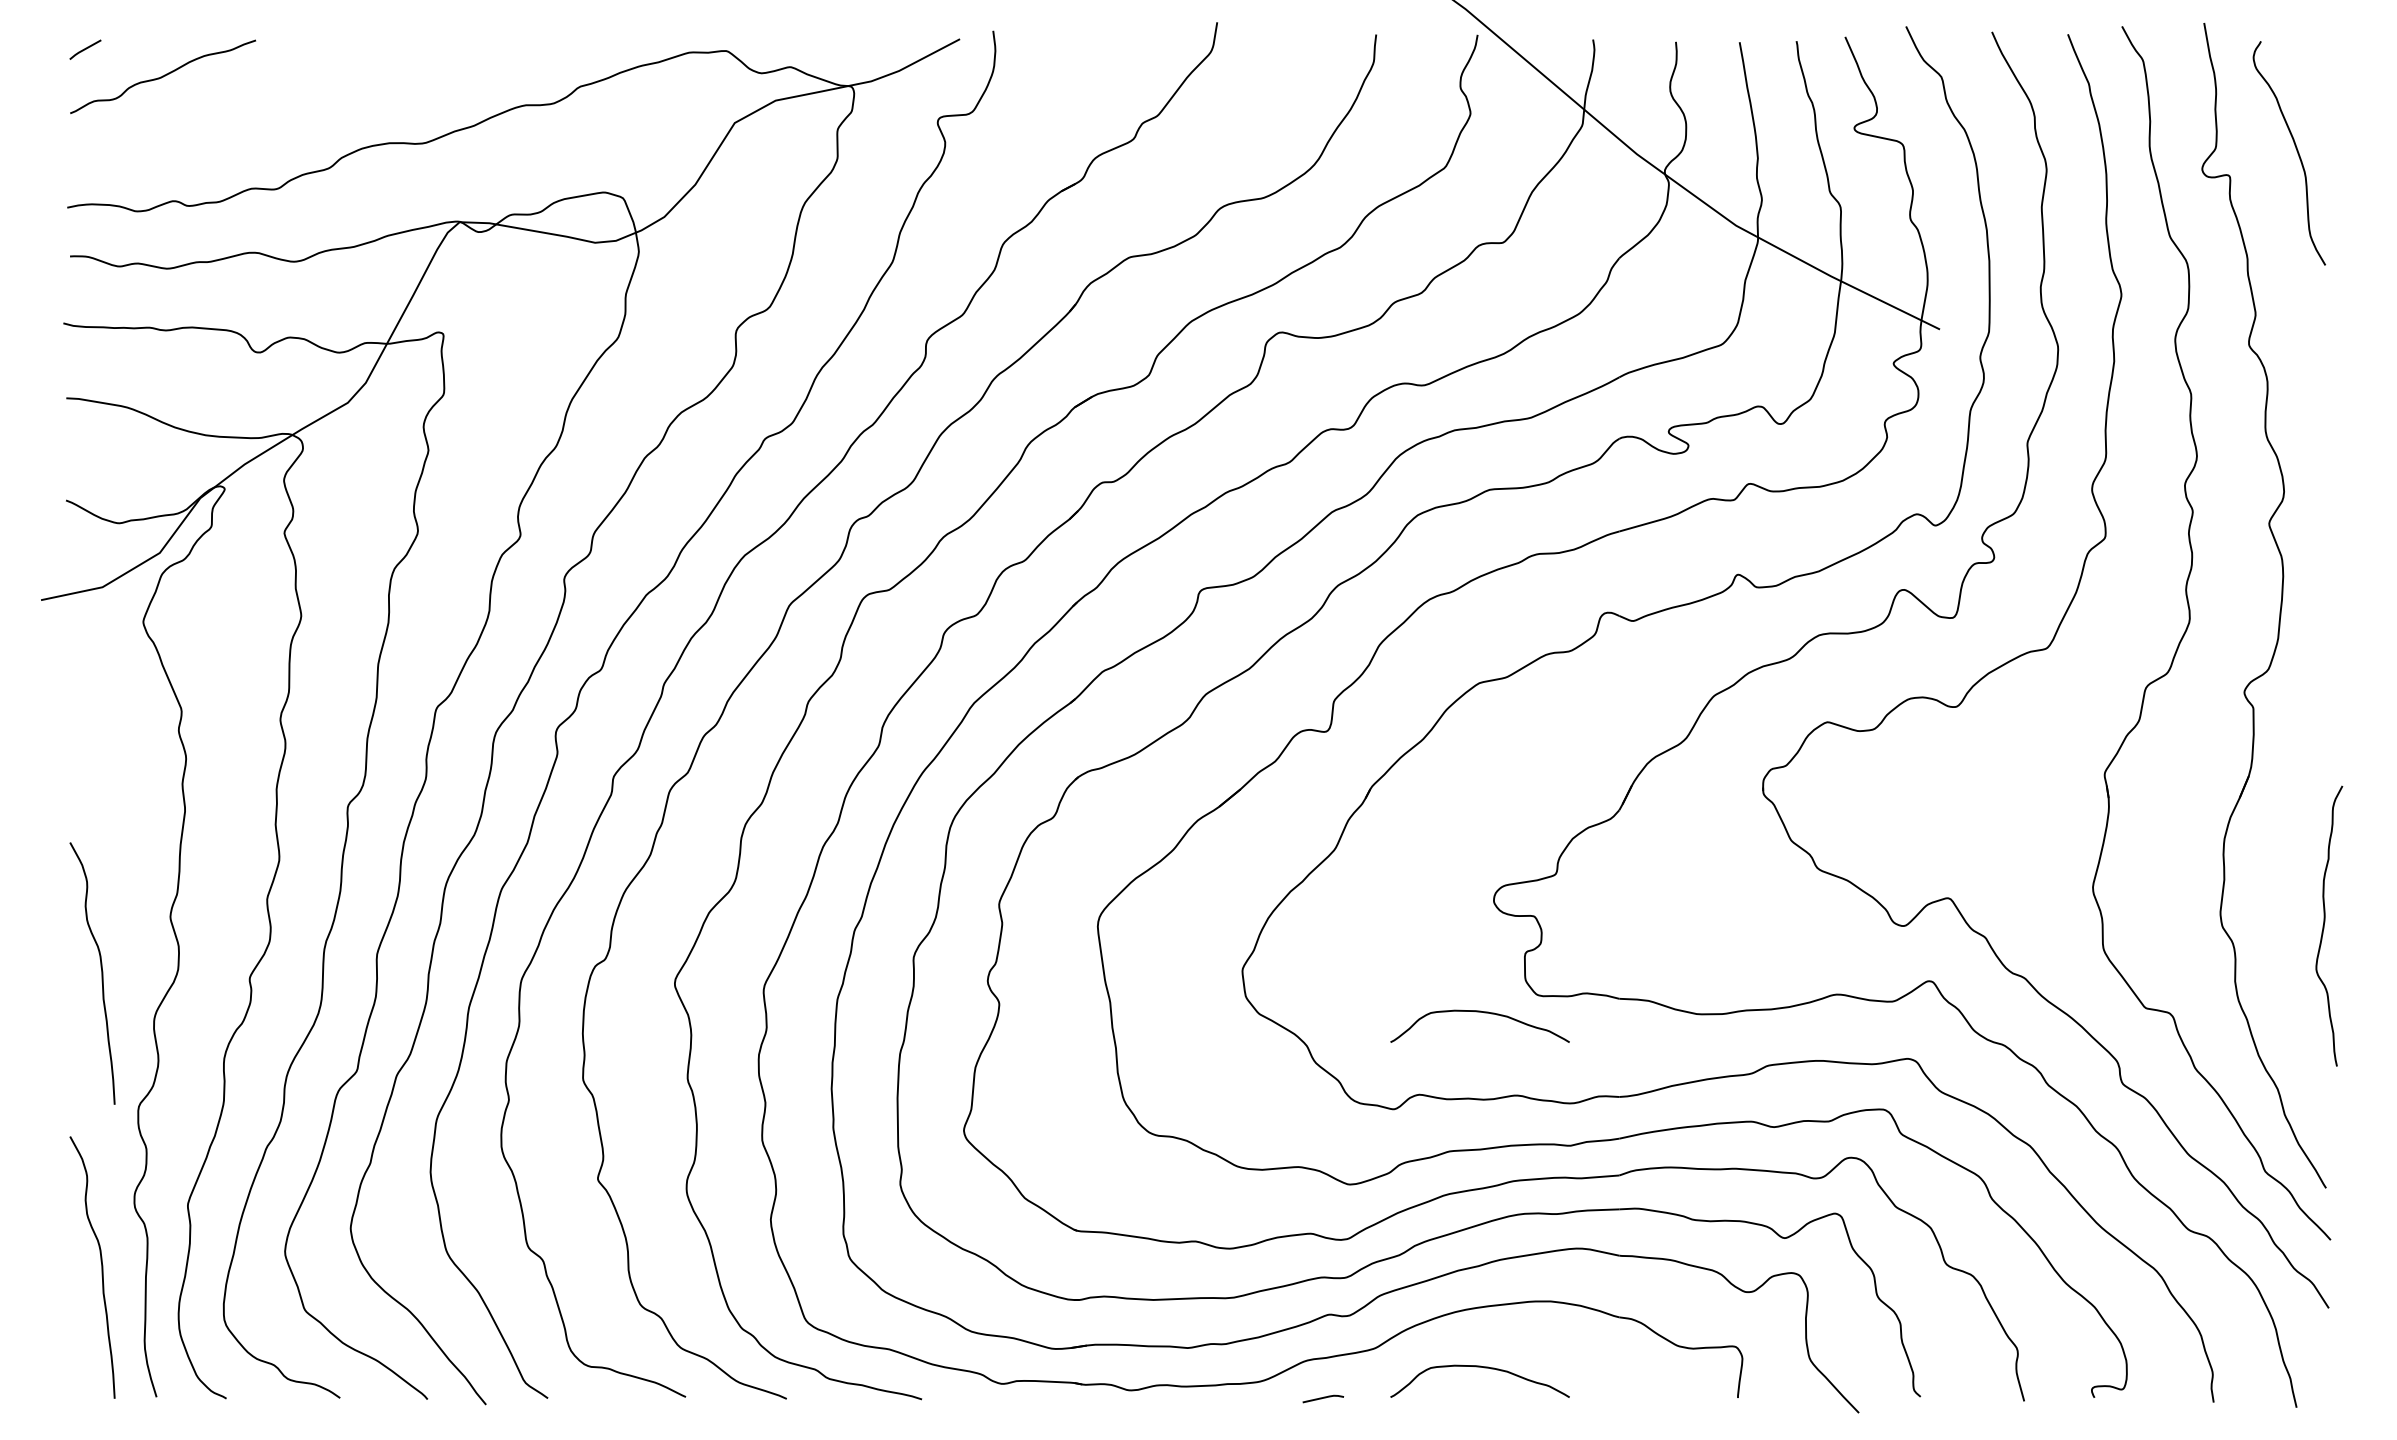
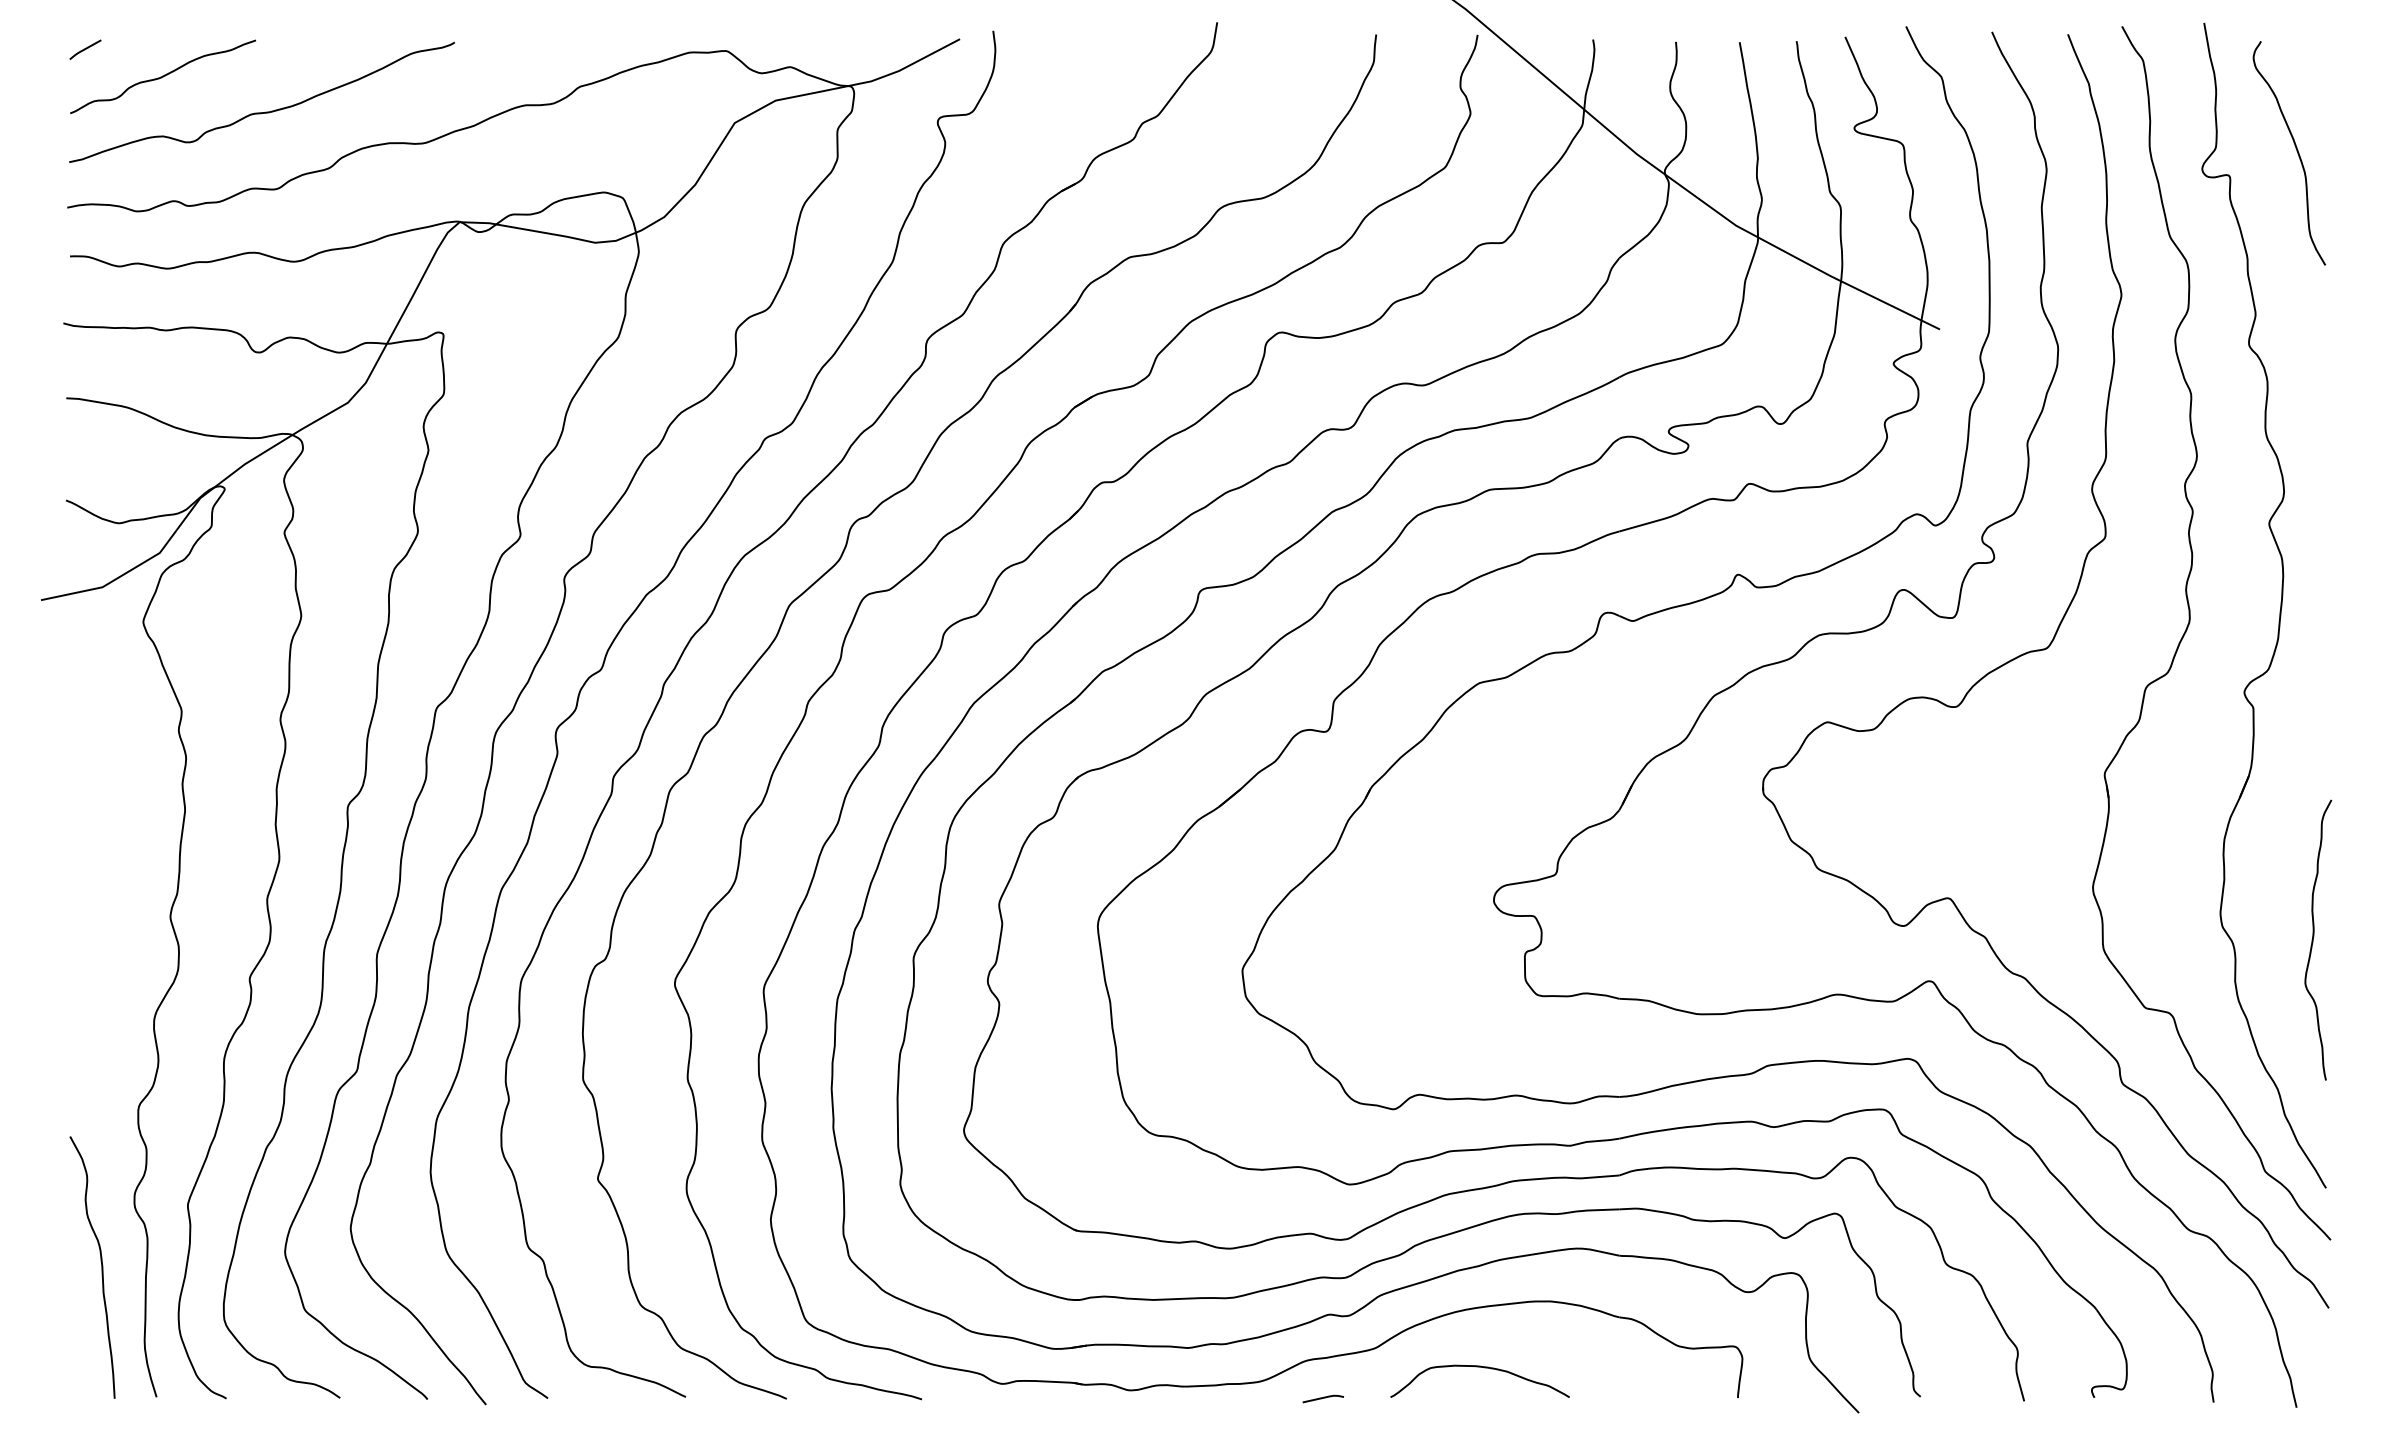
curve: none -> present (265, 111)
curve position: (2325, 922) -> (2314, 936) (2314, 936)
curve: present -> none (101, 973)
curve: present -> none (1479, 1012)
